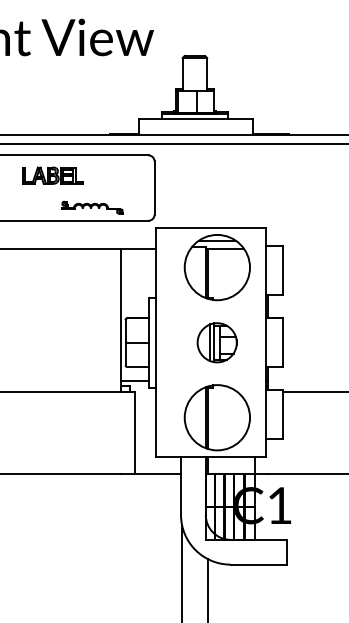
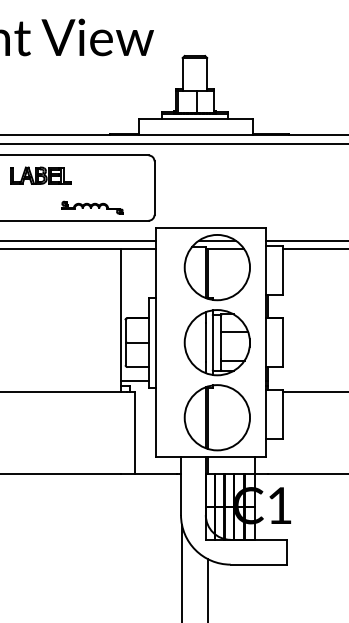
part position: (52, 175) -> (40, 175) (40, 175)
line: none -> present (79, 240)
line: none -> present (305, 240)
line: none -> present (313, 249)
part size: 42x42 px -> 68x68 px (216, 342)
